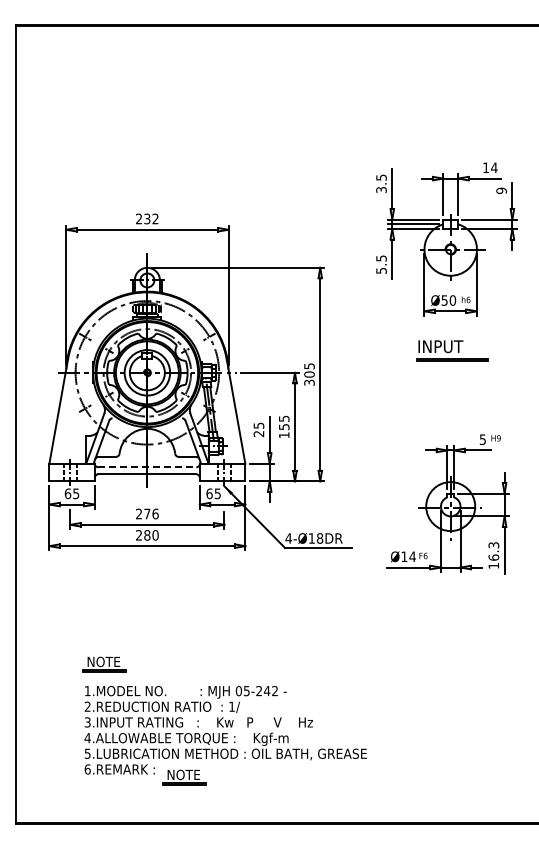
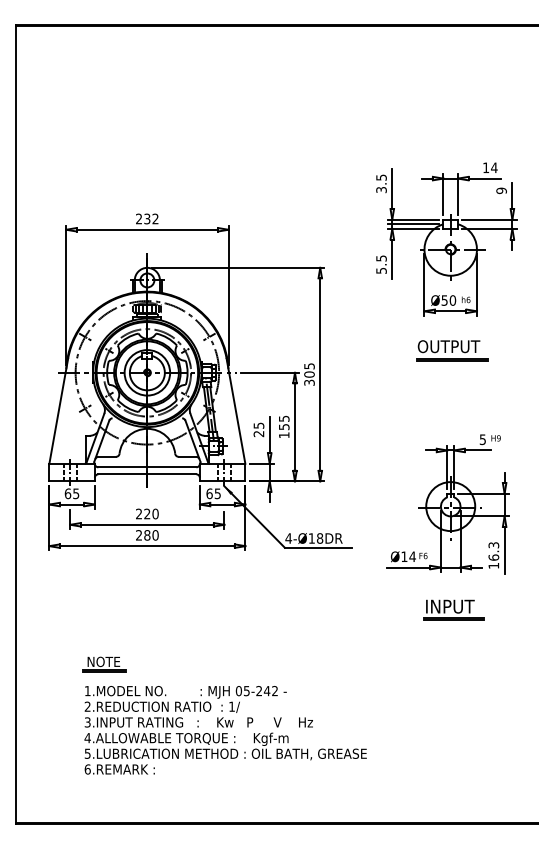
text: INPUT -> OUTPUT (448, 346)
line: dashed -> solid (147, 467)
text: 276 -> 220 (151, 513)
part: none -> present (453, 609)
part: present -> none (184, 777)
